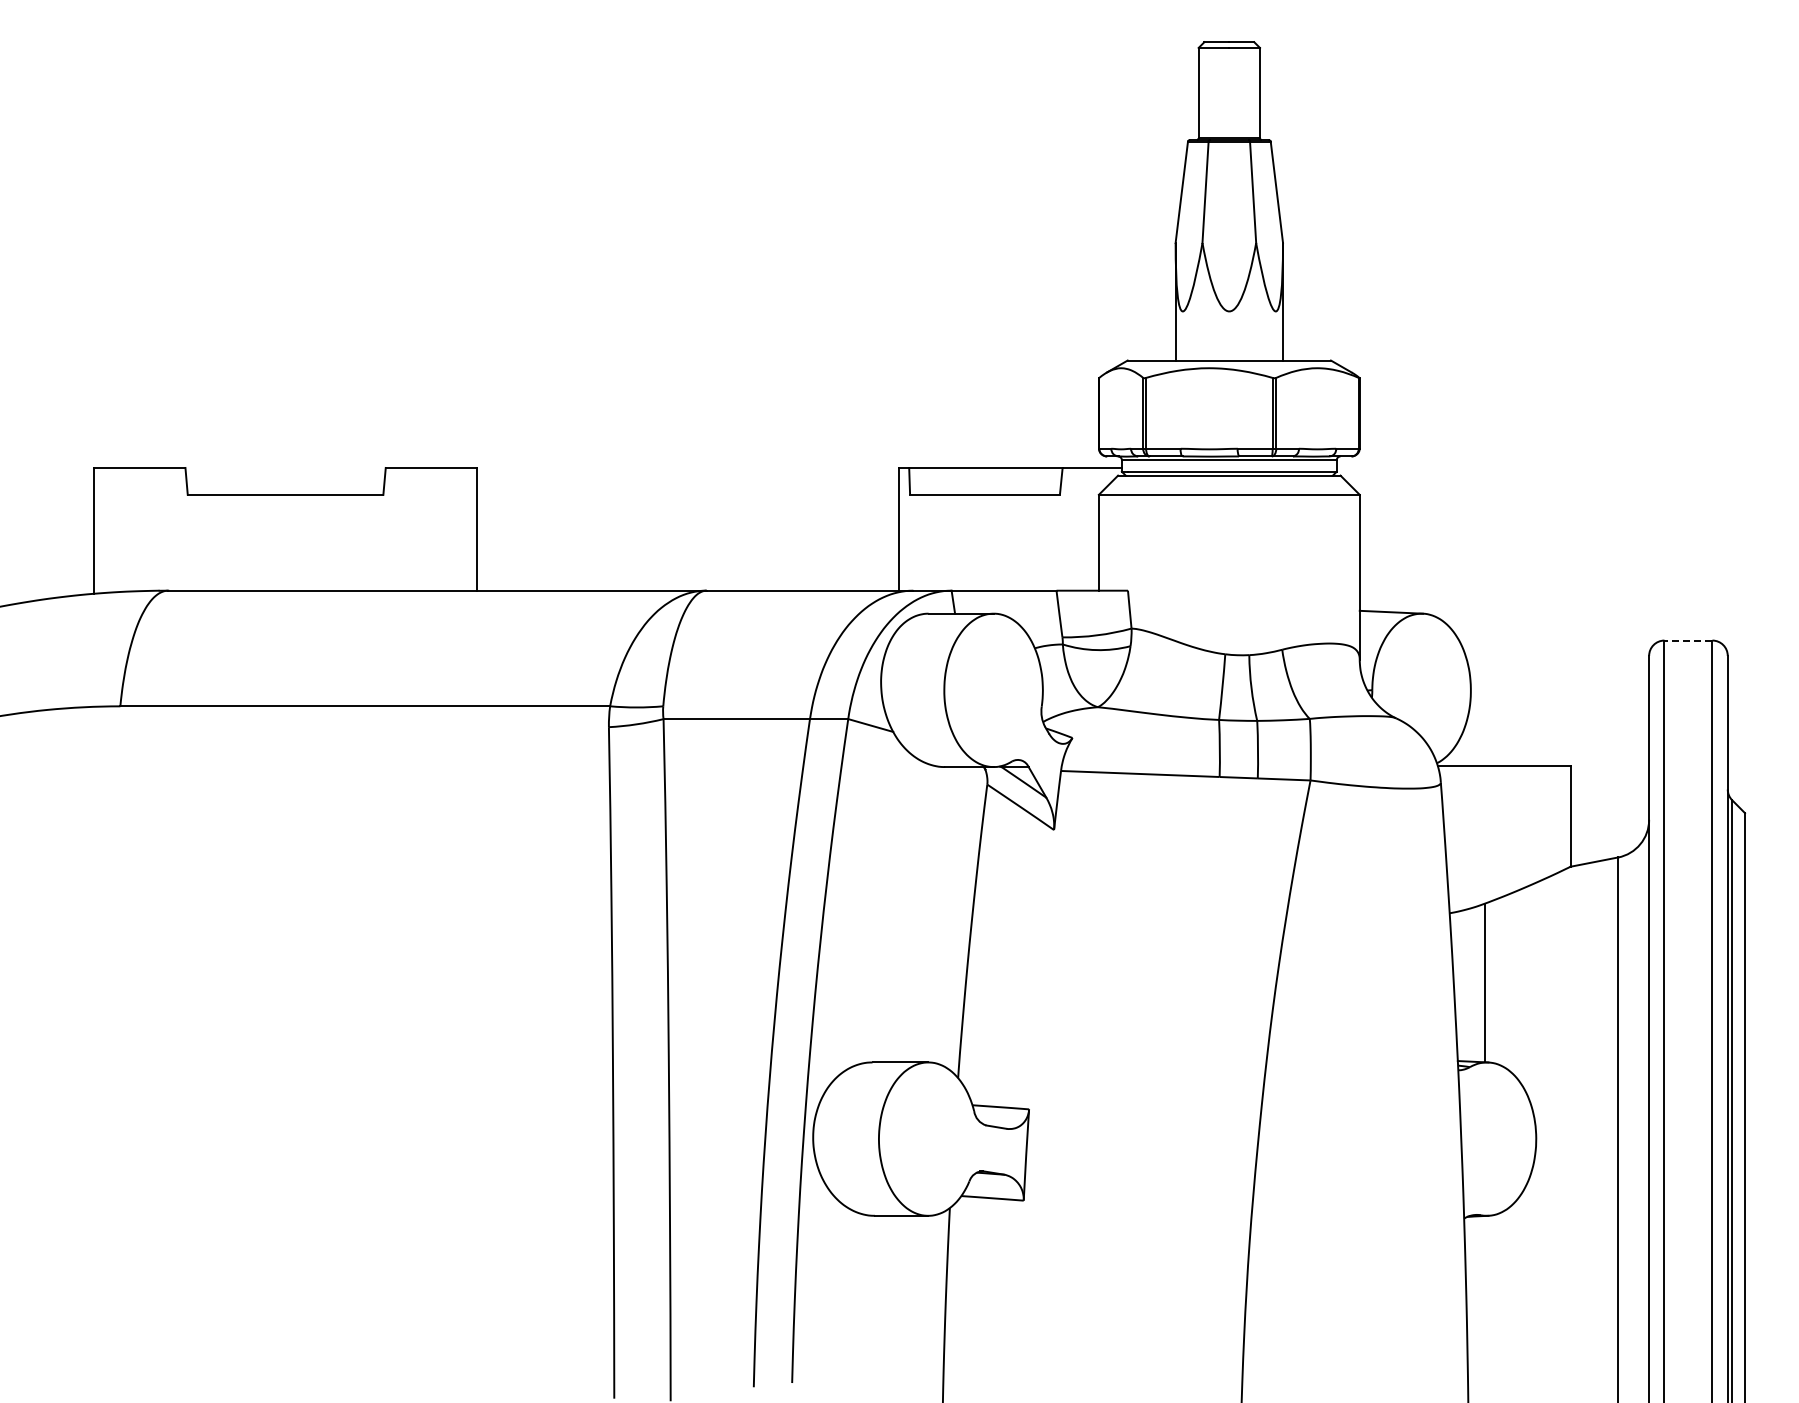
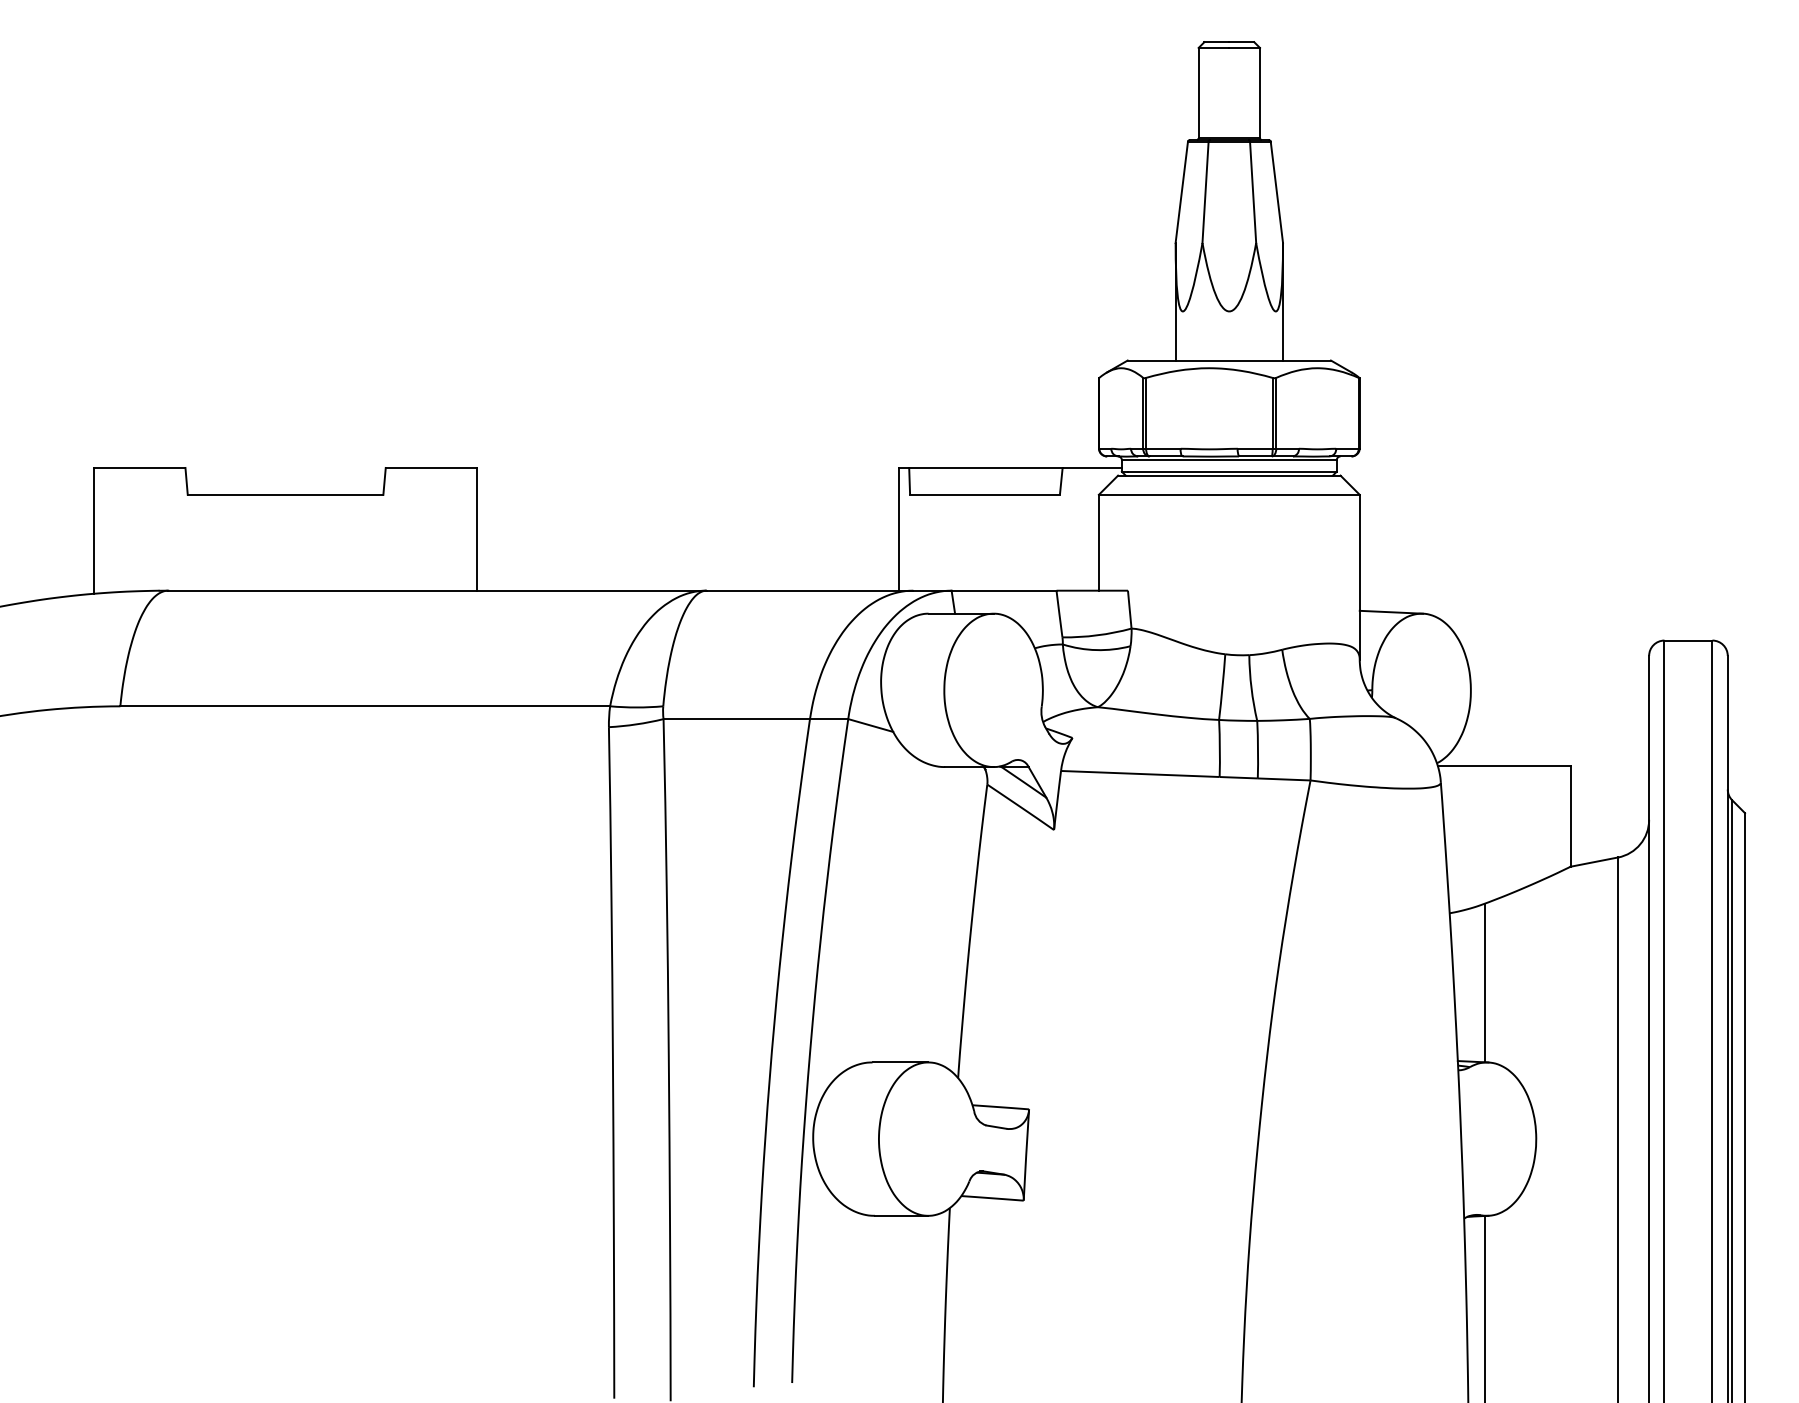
line: dashed -> solid (1688, 640)
line: none -> present (1485, 1307)
